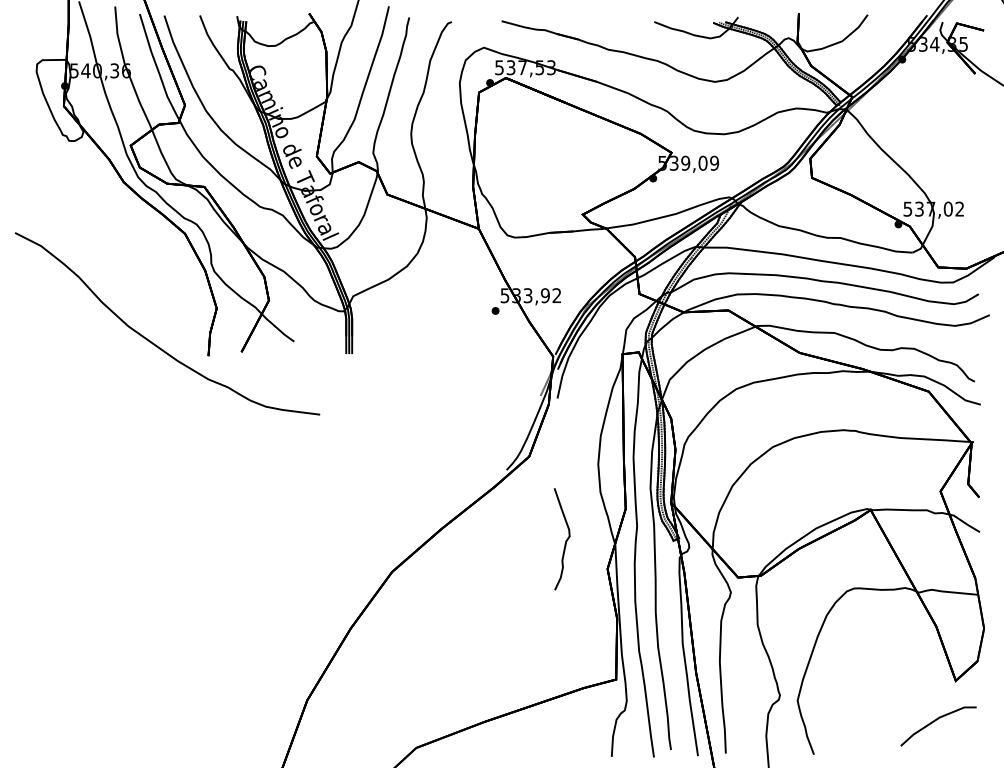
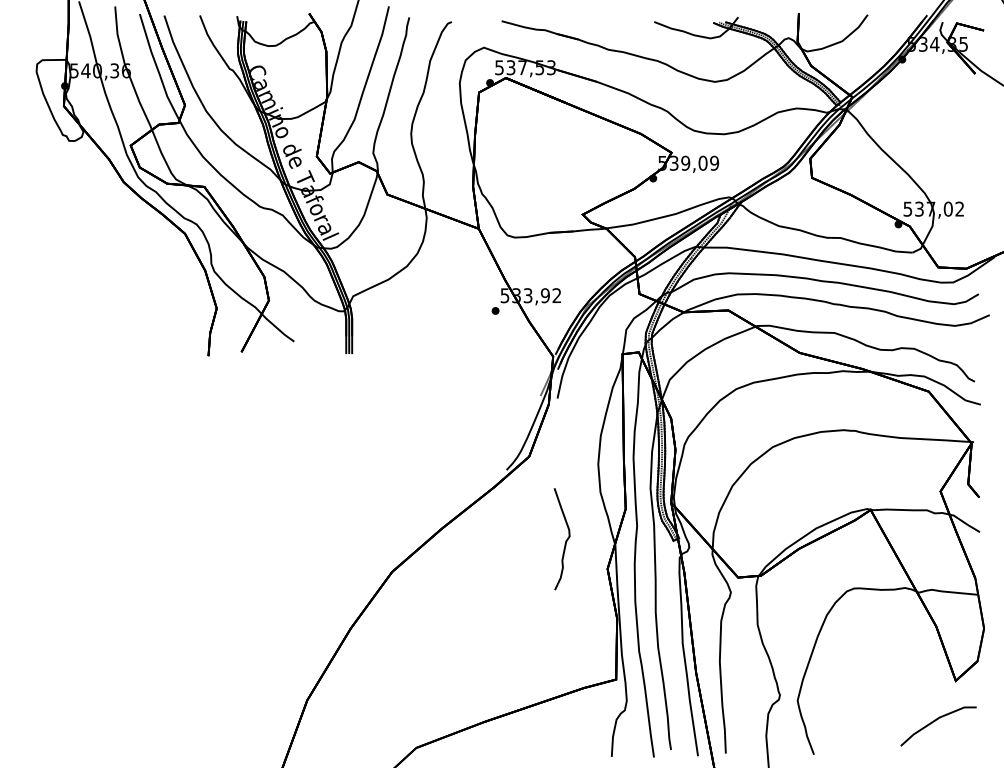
curve: present -> none (153, 342)
